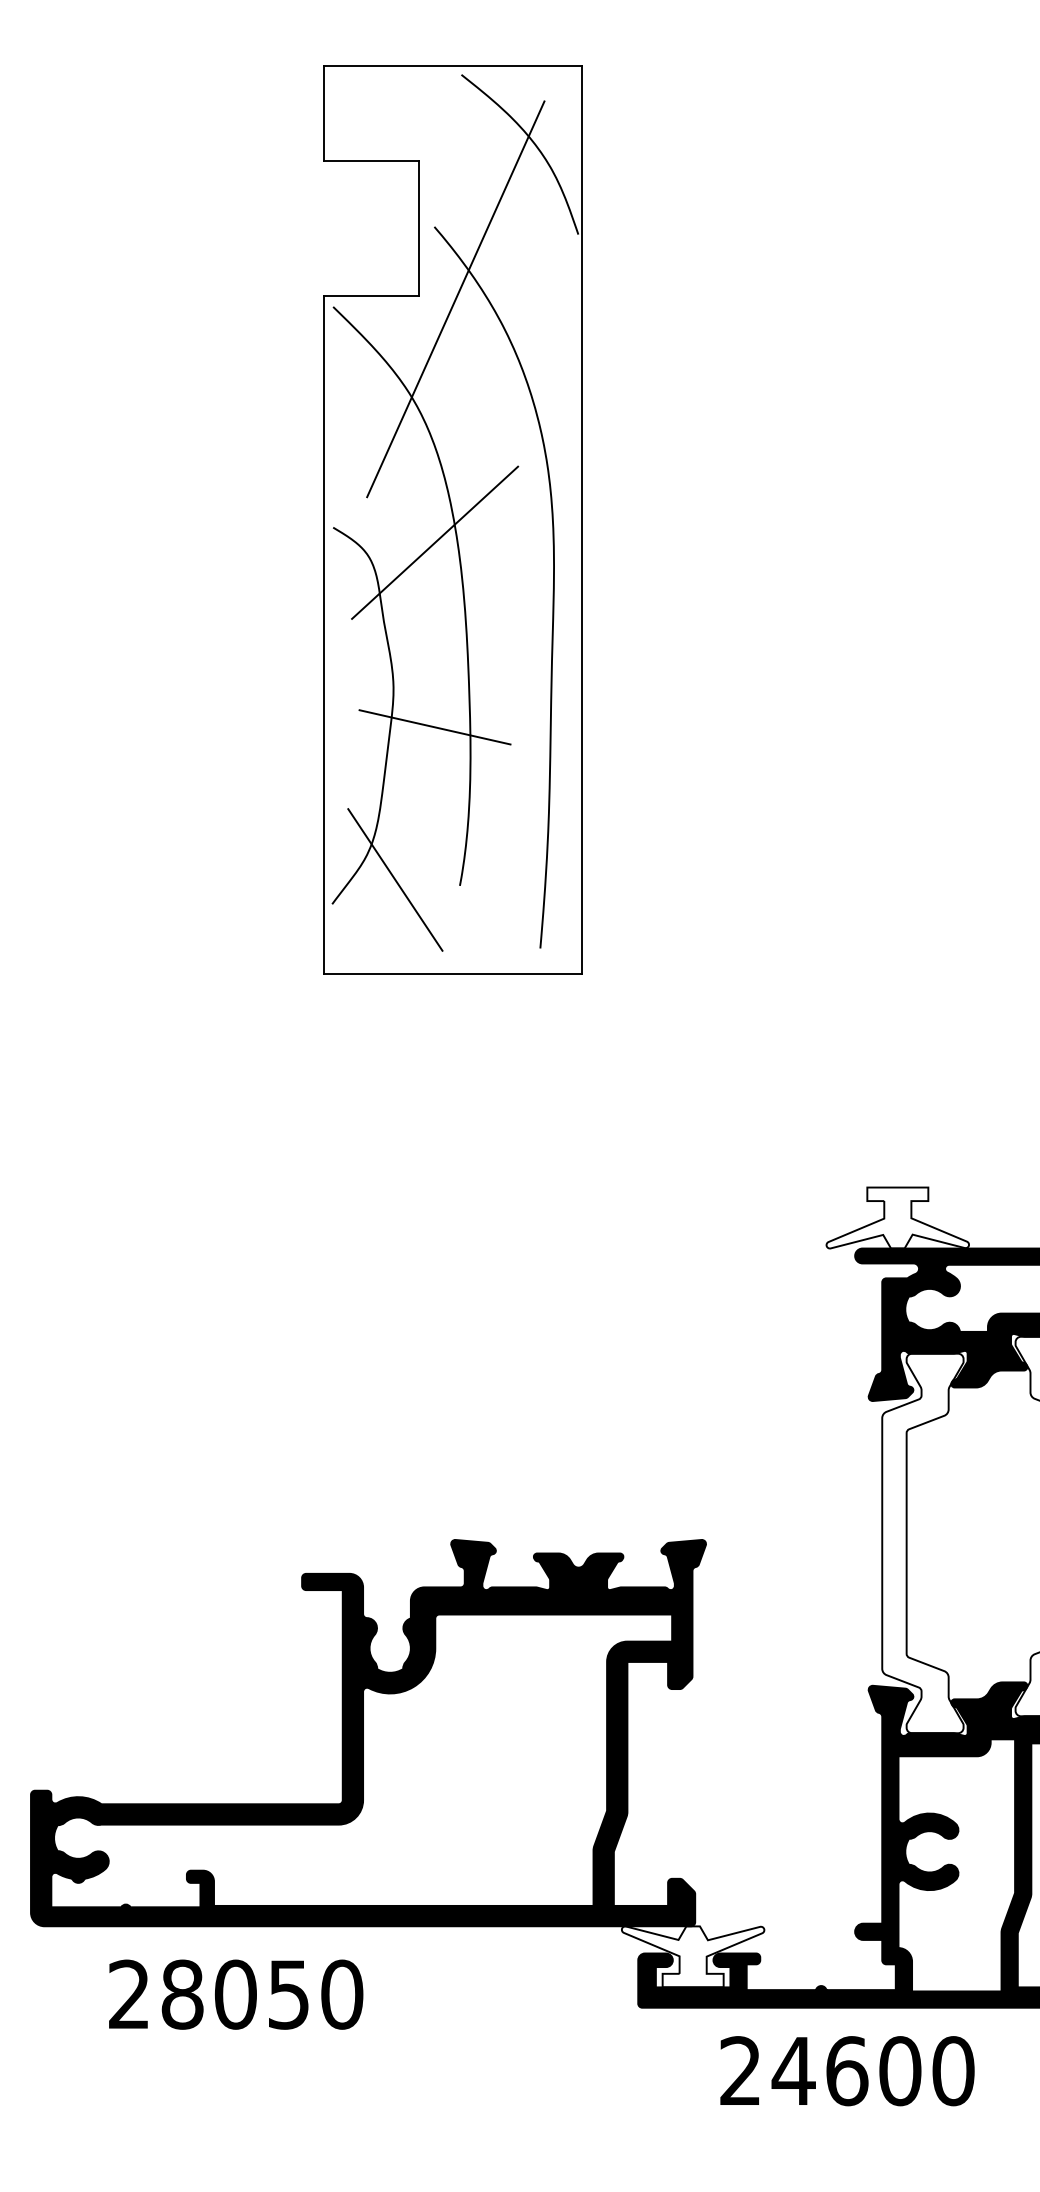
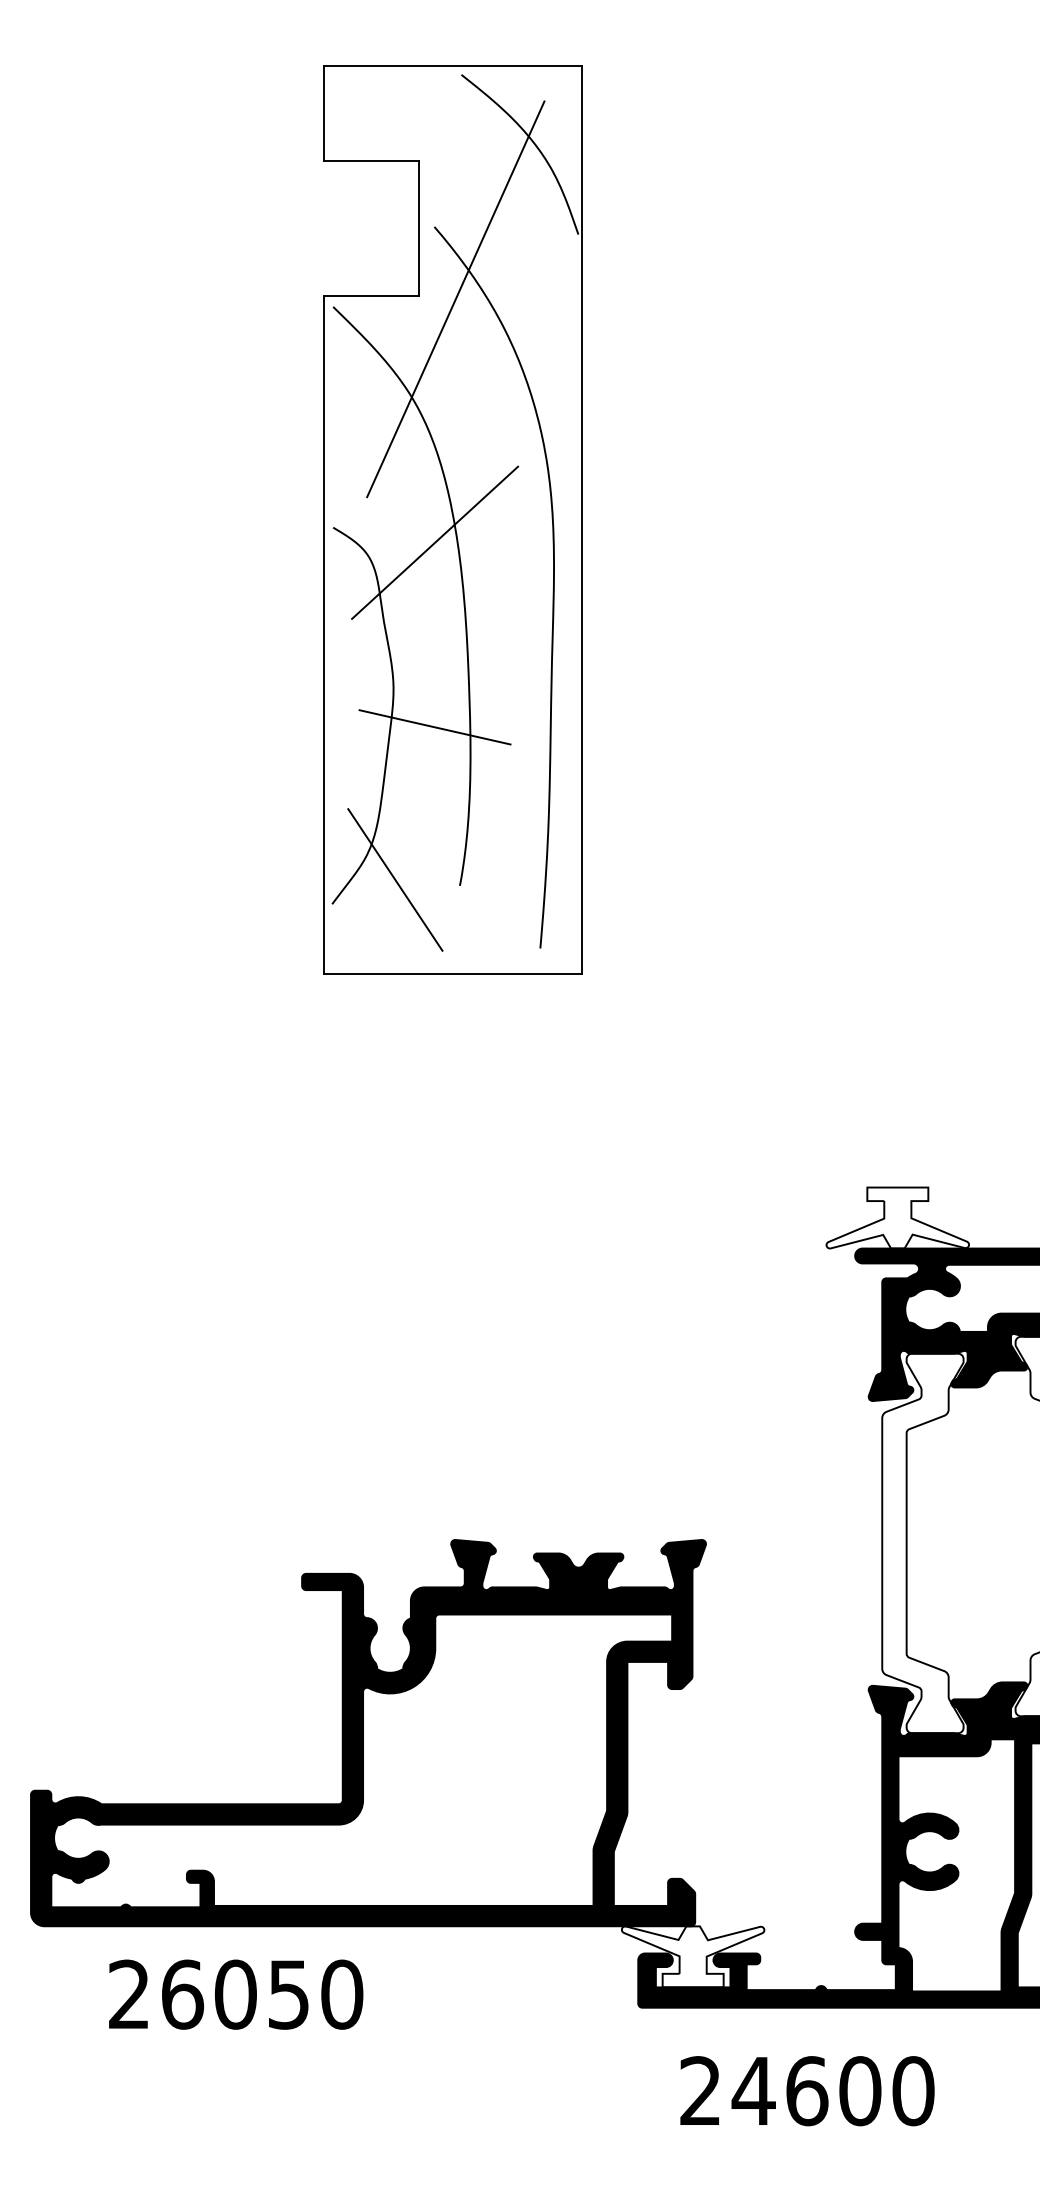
text: 28050 -> 26050 (182, 1994)
text position: (847, 2071) -> (807, 2091) (807, 2091)
